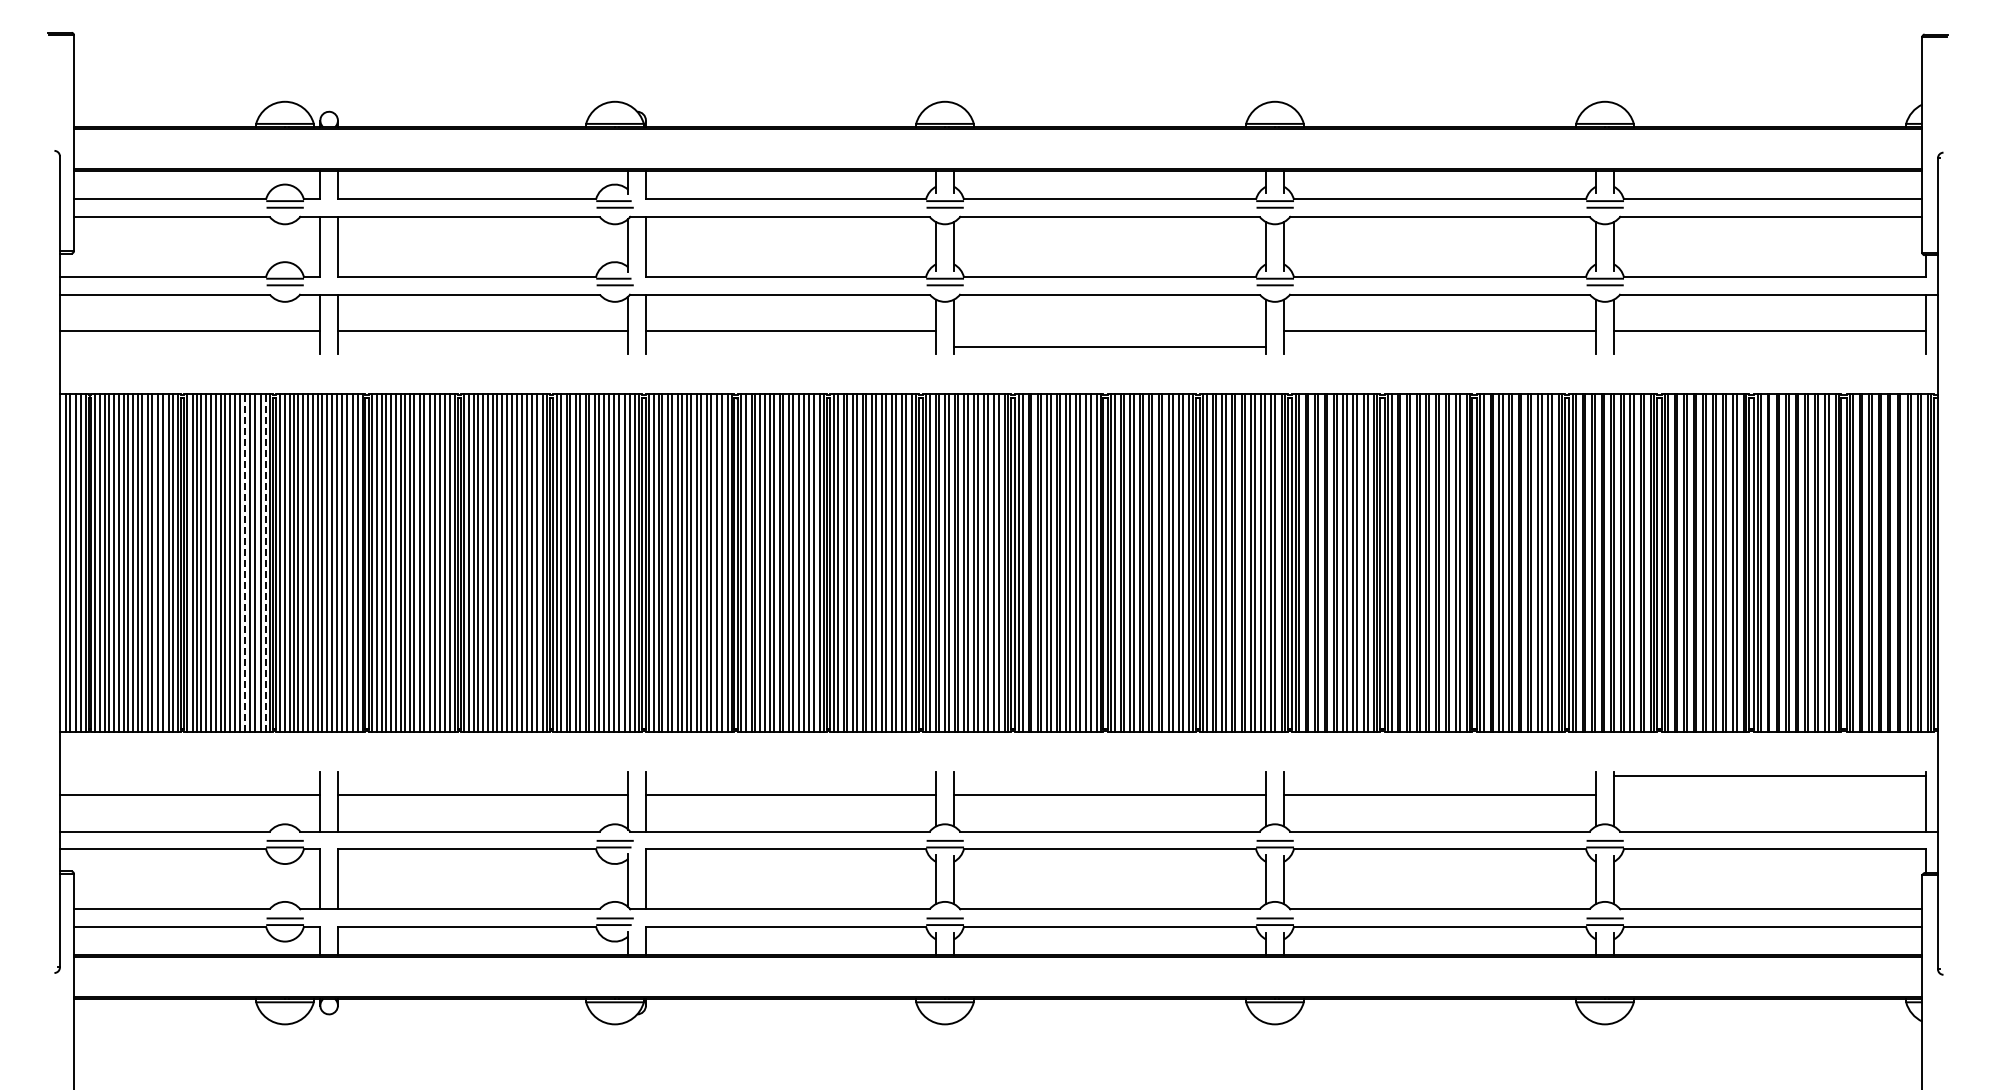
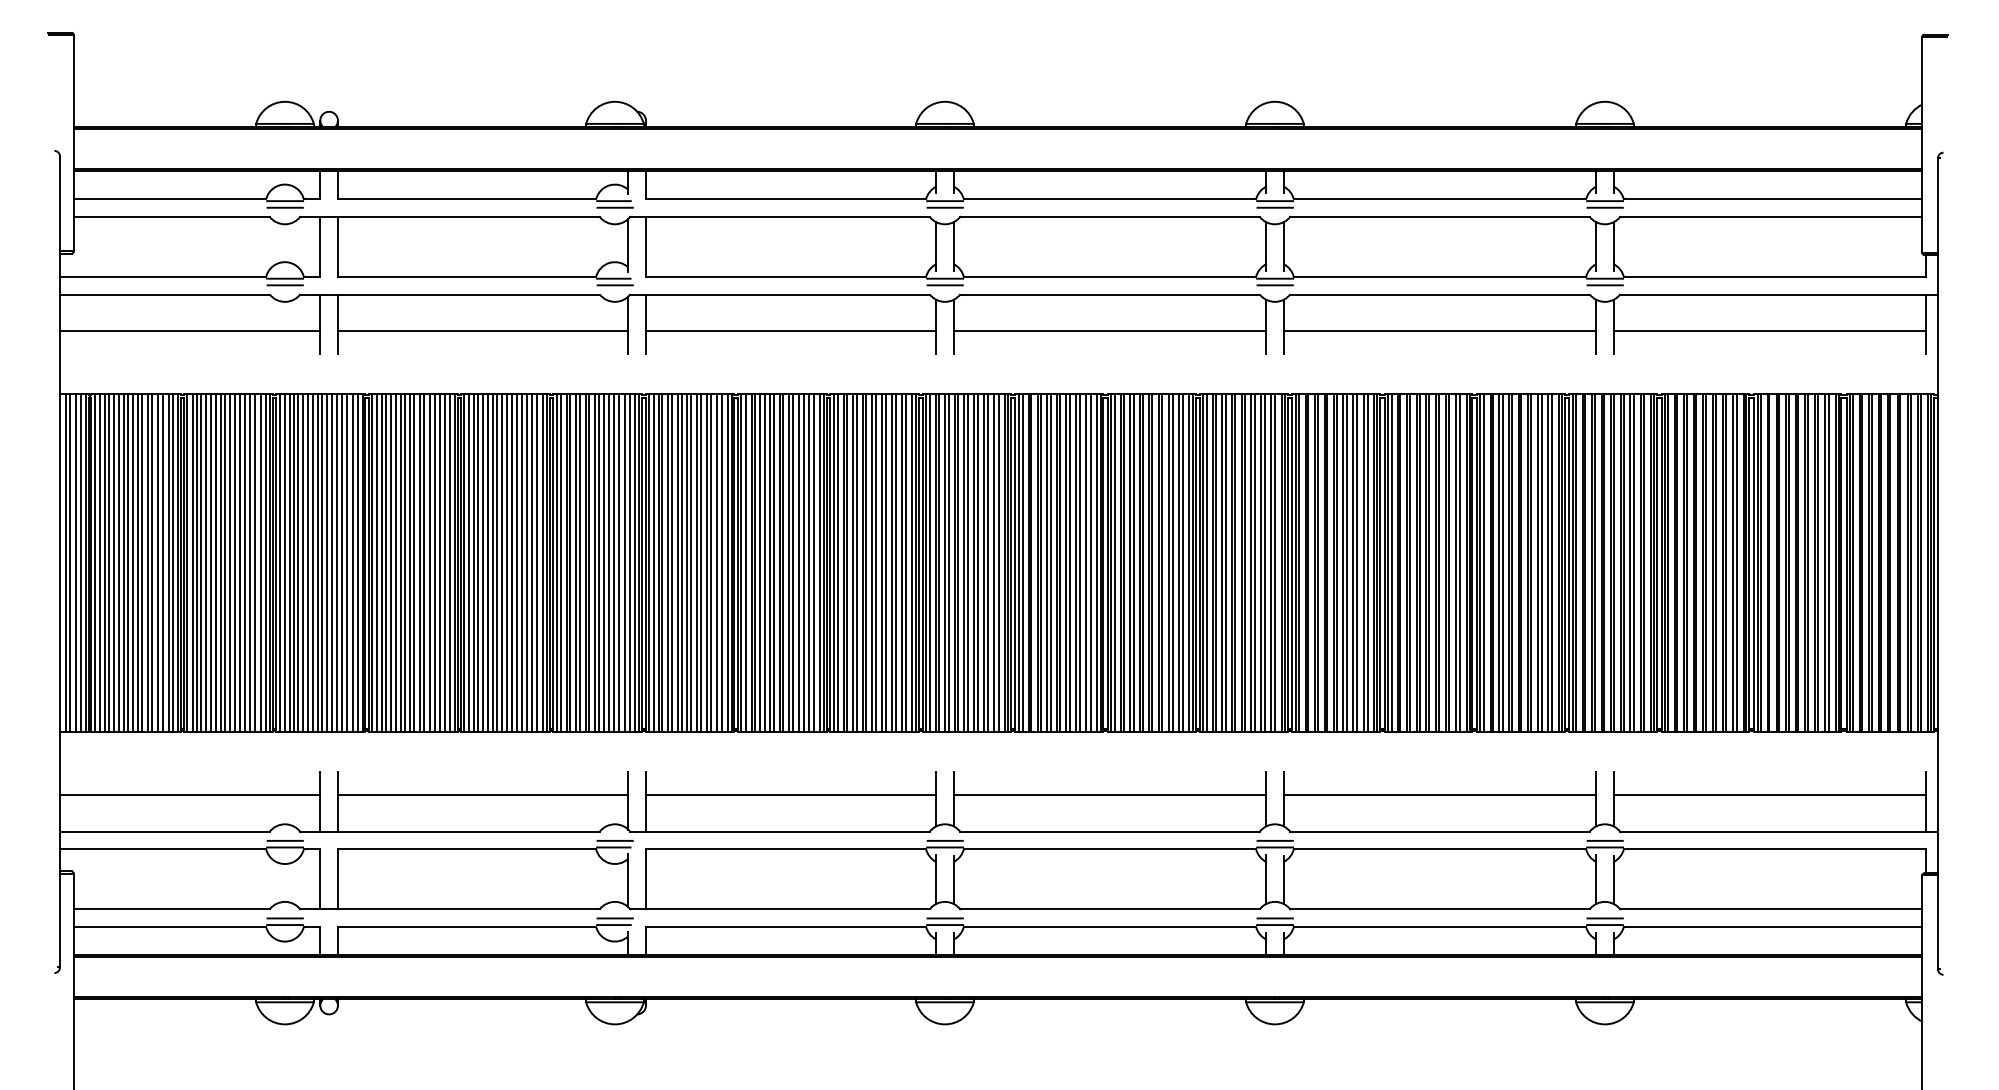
line position: (1109, 347) -> (1109, 331) (1109, 331)
line: dashed -> solid (244, 563)
line: dashed -> solid (265, 563)
line position: (1769, 775) -> (1769, 794) (1769, 794)
